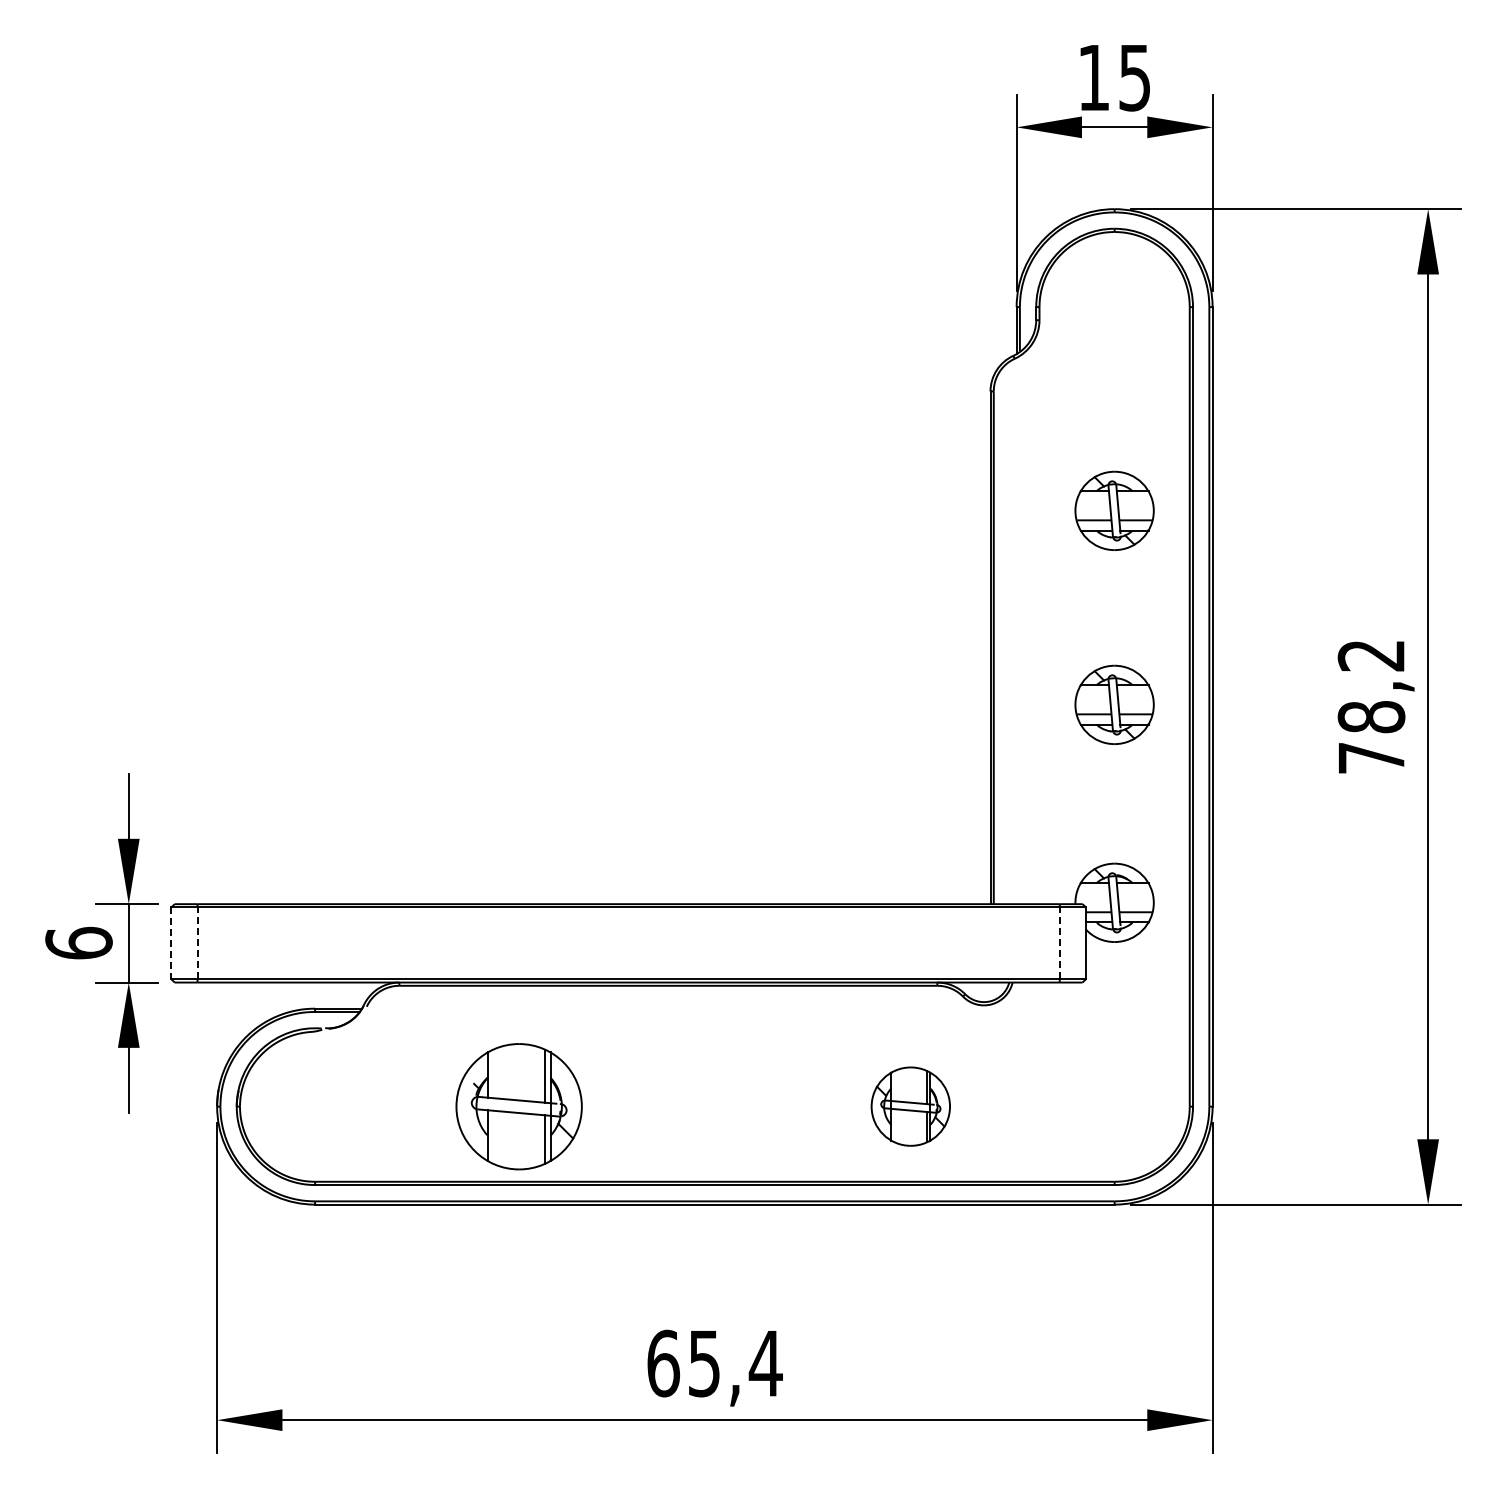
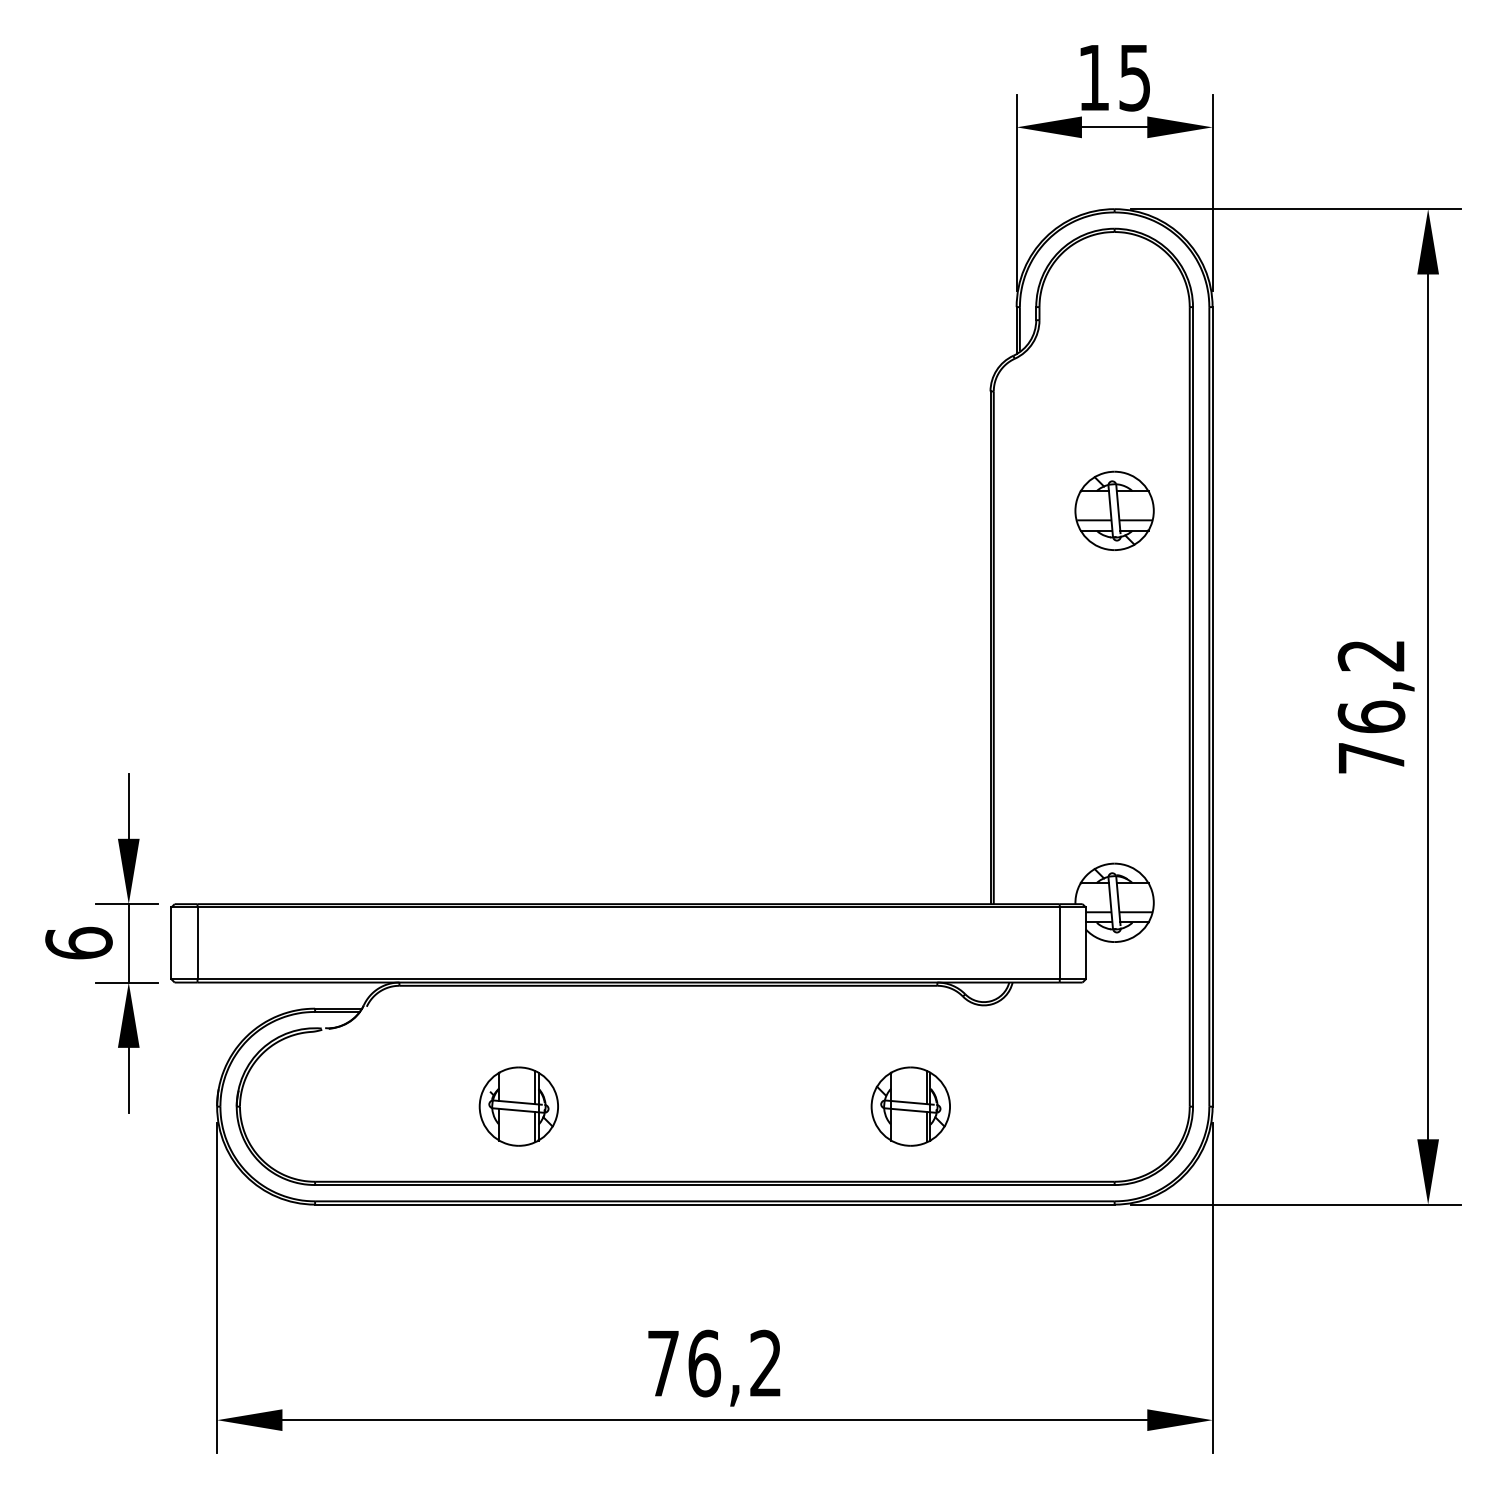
part: present -> none (1114, 704)
text: 78,2 -> 76,2 (1371, 716)
line: dashed -> solid (171, 943)
line: dashed -> solid (197, 943)
line: dashed -> solid (1059, 943)
part size: 128x128 px -> 81x81 px (518, 1106)
text: 65,4 -> 76,2 (714, 1363)
